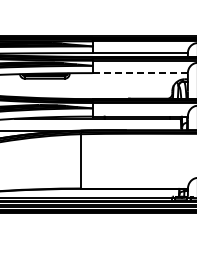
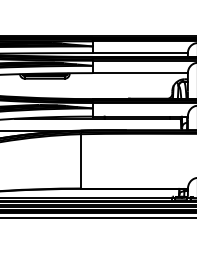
line: dashed -> solid (140, 73)
line: none -> present (97, 218)
